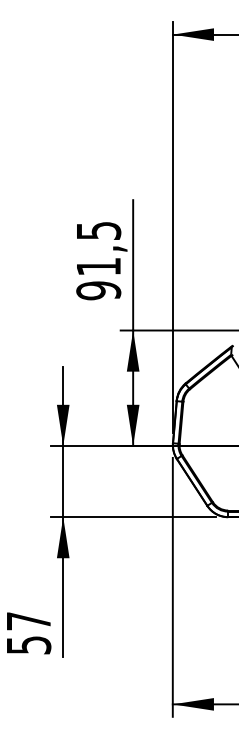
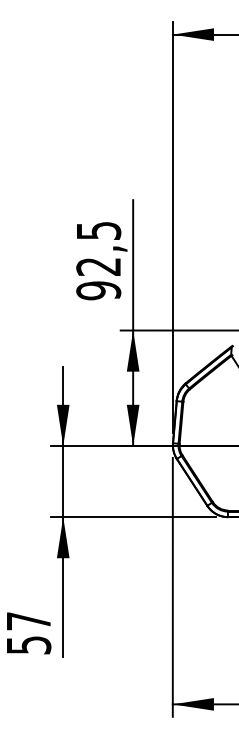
text: 91,5 -> 92,5 (98, 266)
